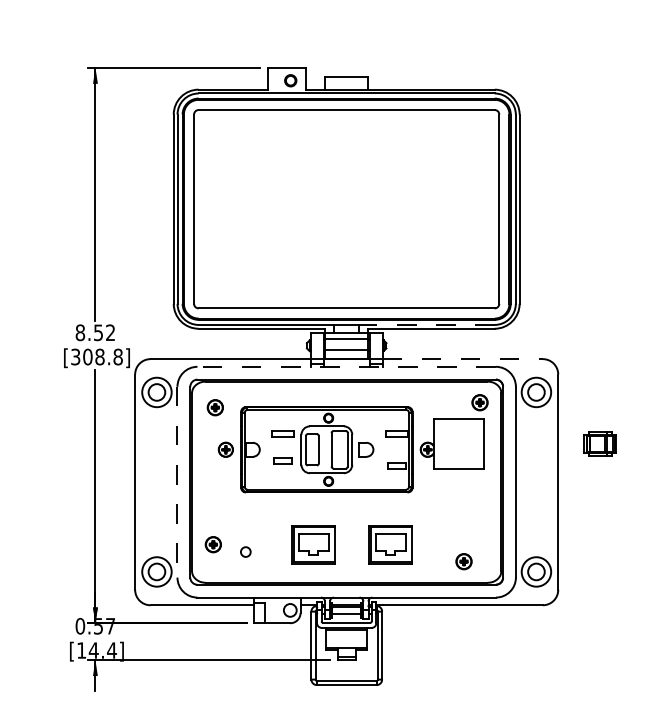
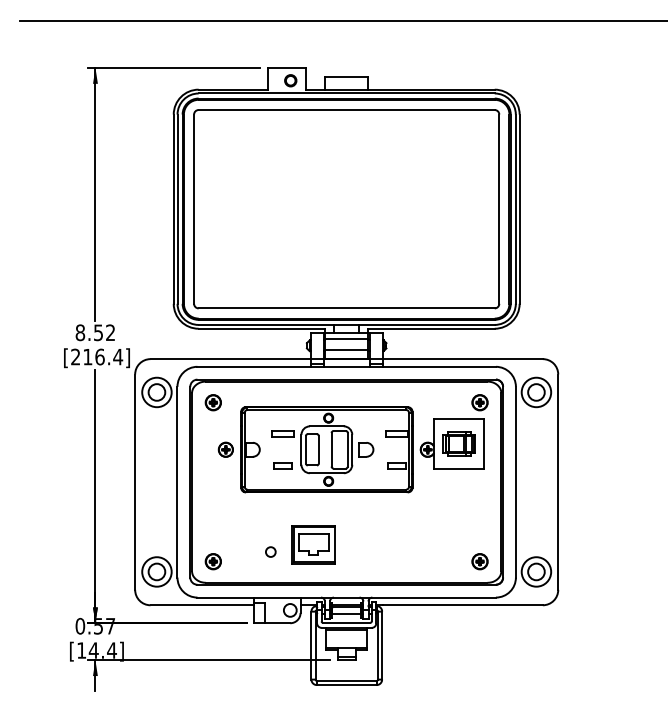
line: none -> present (341, 21)
line: dashed -> solid (427, 324)
text: [308.8] -> [216.4] (97, 356)
line: dashed -> solid (463, 359)
line: dashed -> solid (346, 366)
part position: (214, 407) -> (212, 402) (212, 402)
part position: (599, 443) -> (458, 443) (458, 443)
part position: (282, 460) -> (282, 465) (282, 465)
line: dashed -> solid (177, 482)
part position: (212, 544) -> (212, 561) (212, 561)
part: present -> none (390, 544)
circle position: (245, 551) -> (270, 551) (270, 551)
part position: (463, 561) -> (479, 561) (479, 561)
